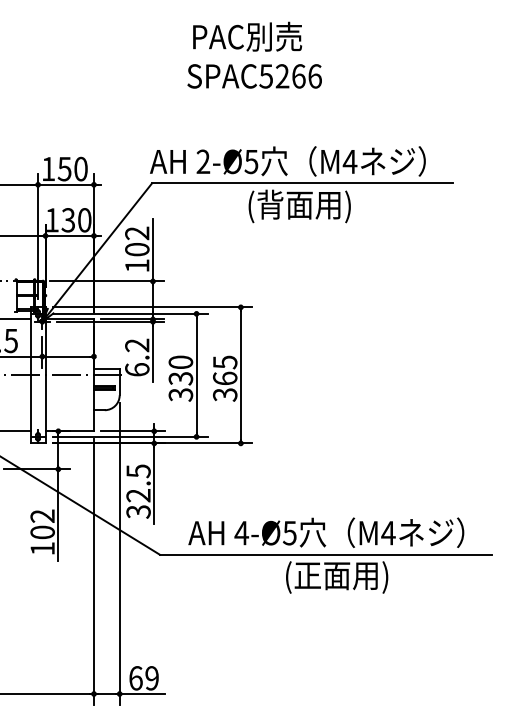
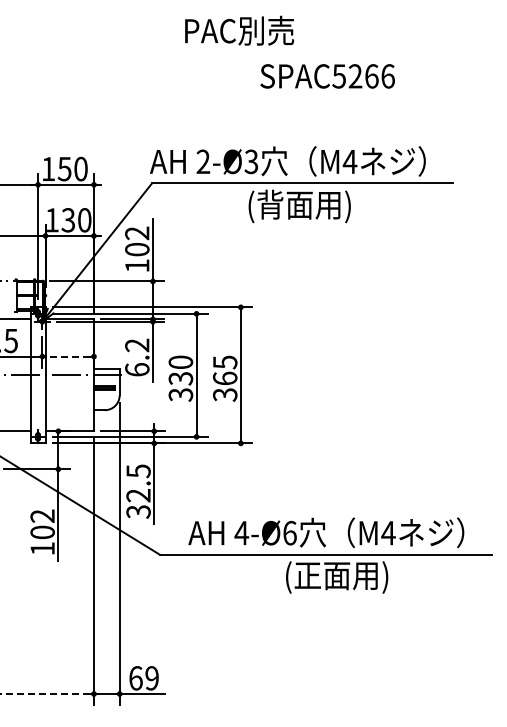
text position: (247, 36) -> (239, 30) (239, 30)
text position: (254, 76) -> (327, 76) (327, 76)
text: 2-Ø5 -> 2-Ø3 (251, 161)
line: solid -> dashed (67, 356)
text: 4-Ø5 -> 4-Ø6 (289, 532)
line: solid -> dashed (45, 694)
